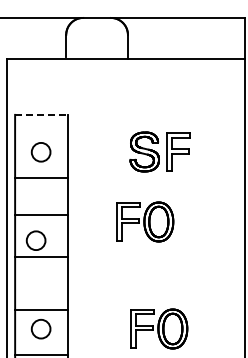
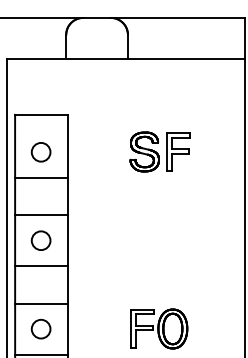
line: dashed -> solid (41, 114)
part: present -> none (145, 221)
circle position: (35, 240) -> (40, 240) (40, 240)
line position: (41, 257) -> (41, 266) (41, 266)
line position: (41, 309) -> (41, 303) (41, 303)
